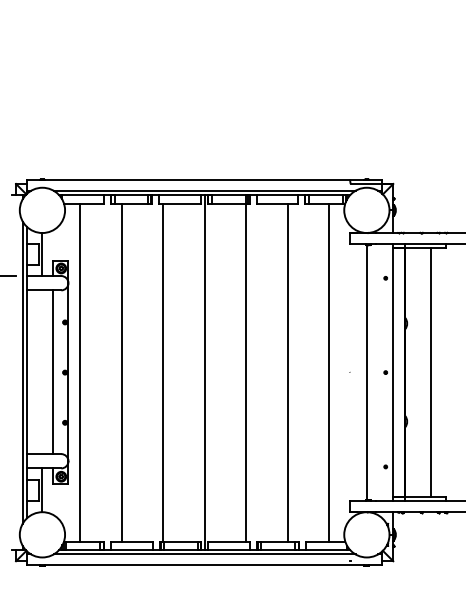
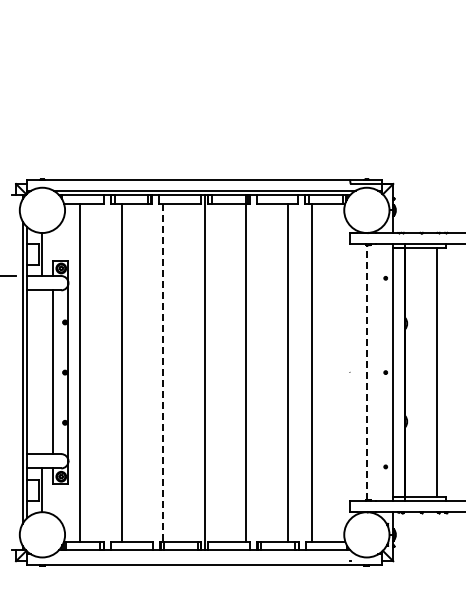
line position: (329, 372) -> (312, 372) (312, 372)
line: solid -> dashed (366, 372)
line position: (431, 372) -> (437, 372) (437, 372)
line: solid -> dashed (163, 373)
line: present -> none (204, 554)
